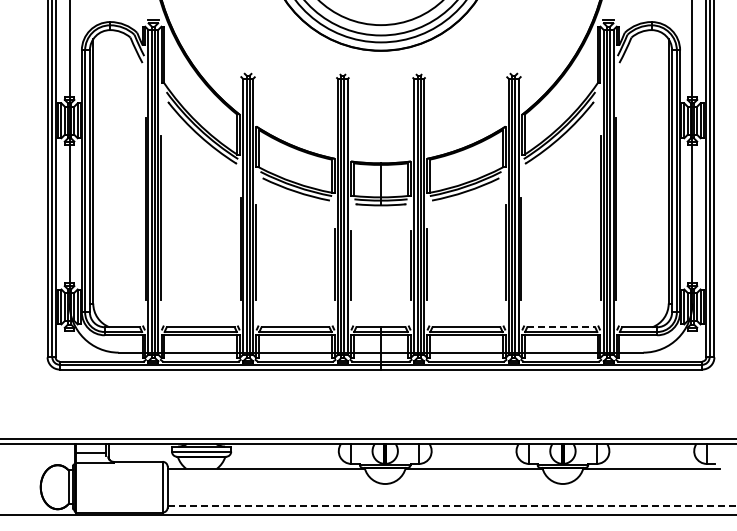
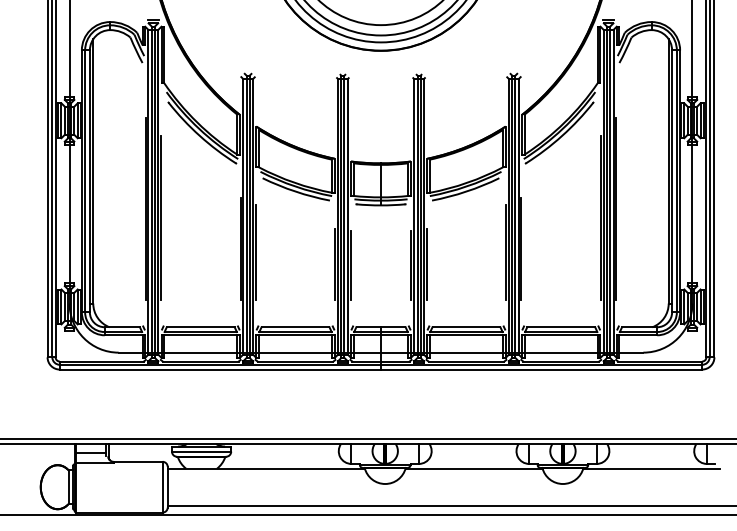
line: dashed -> solid (561, 327)
line: dashed -> solid (451, 505)
